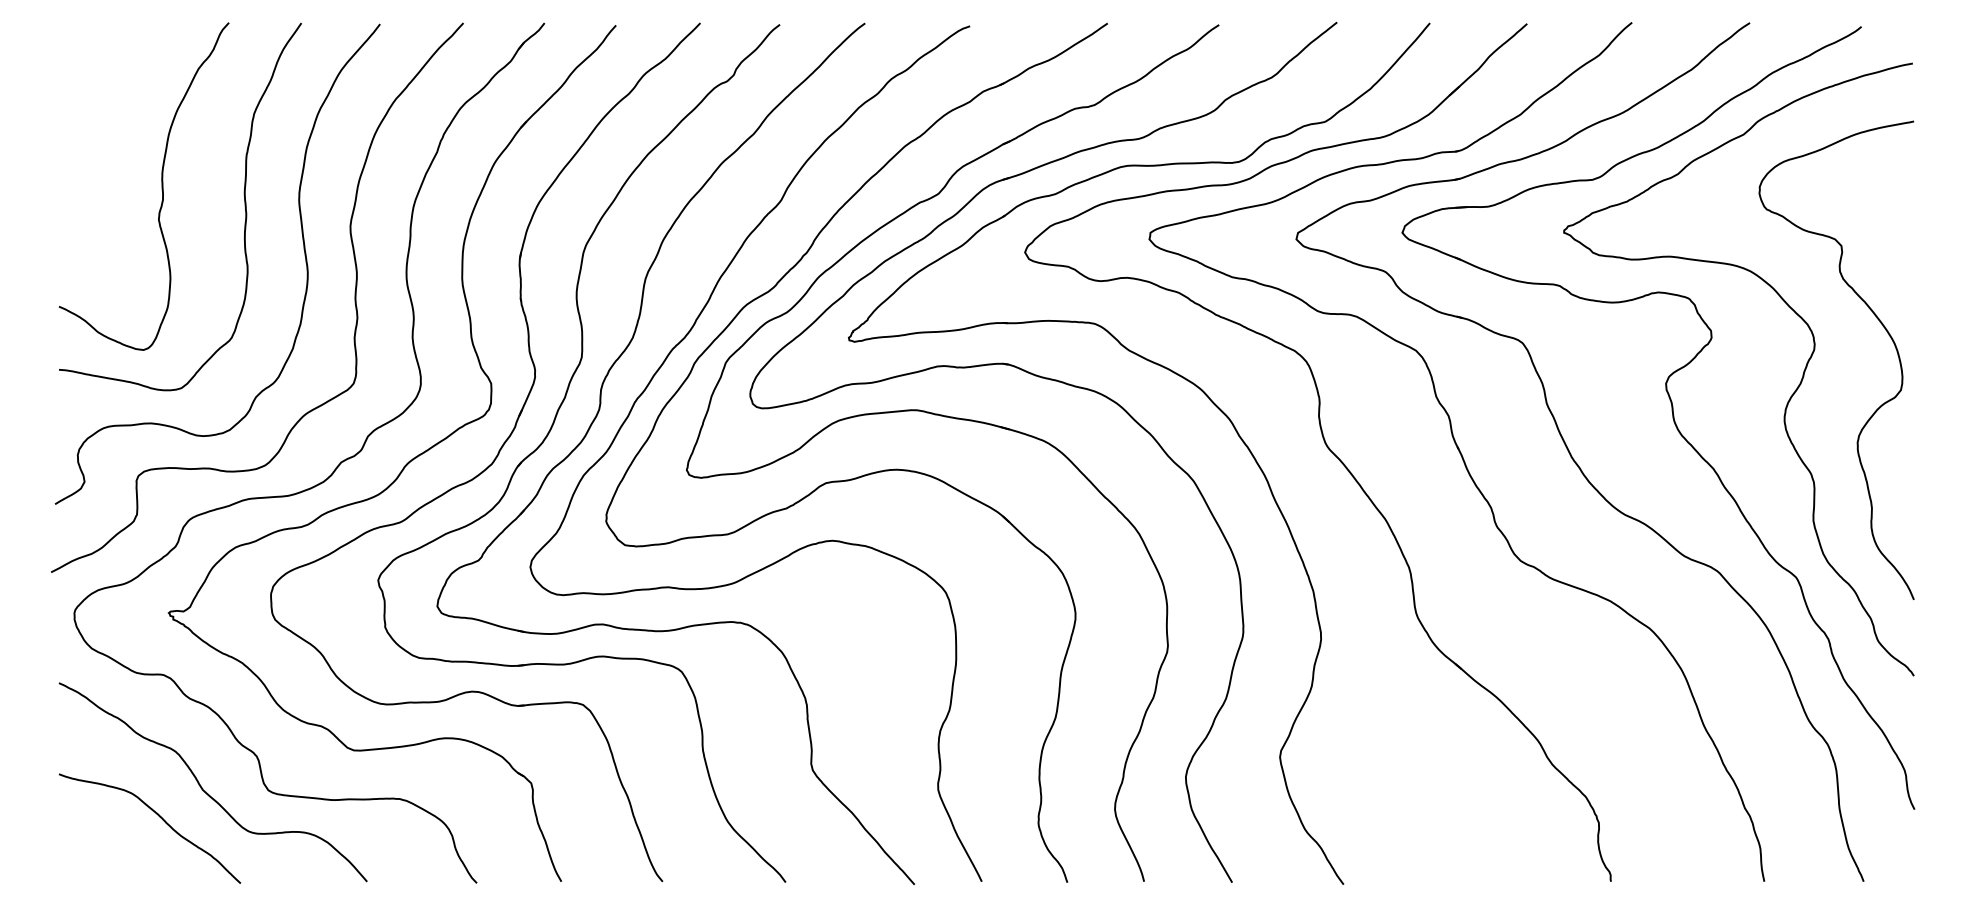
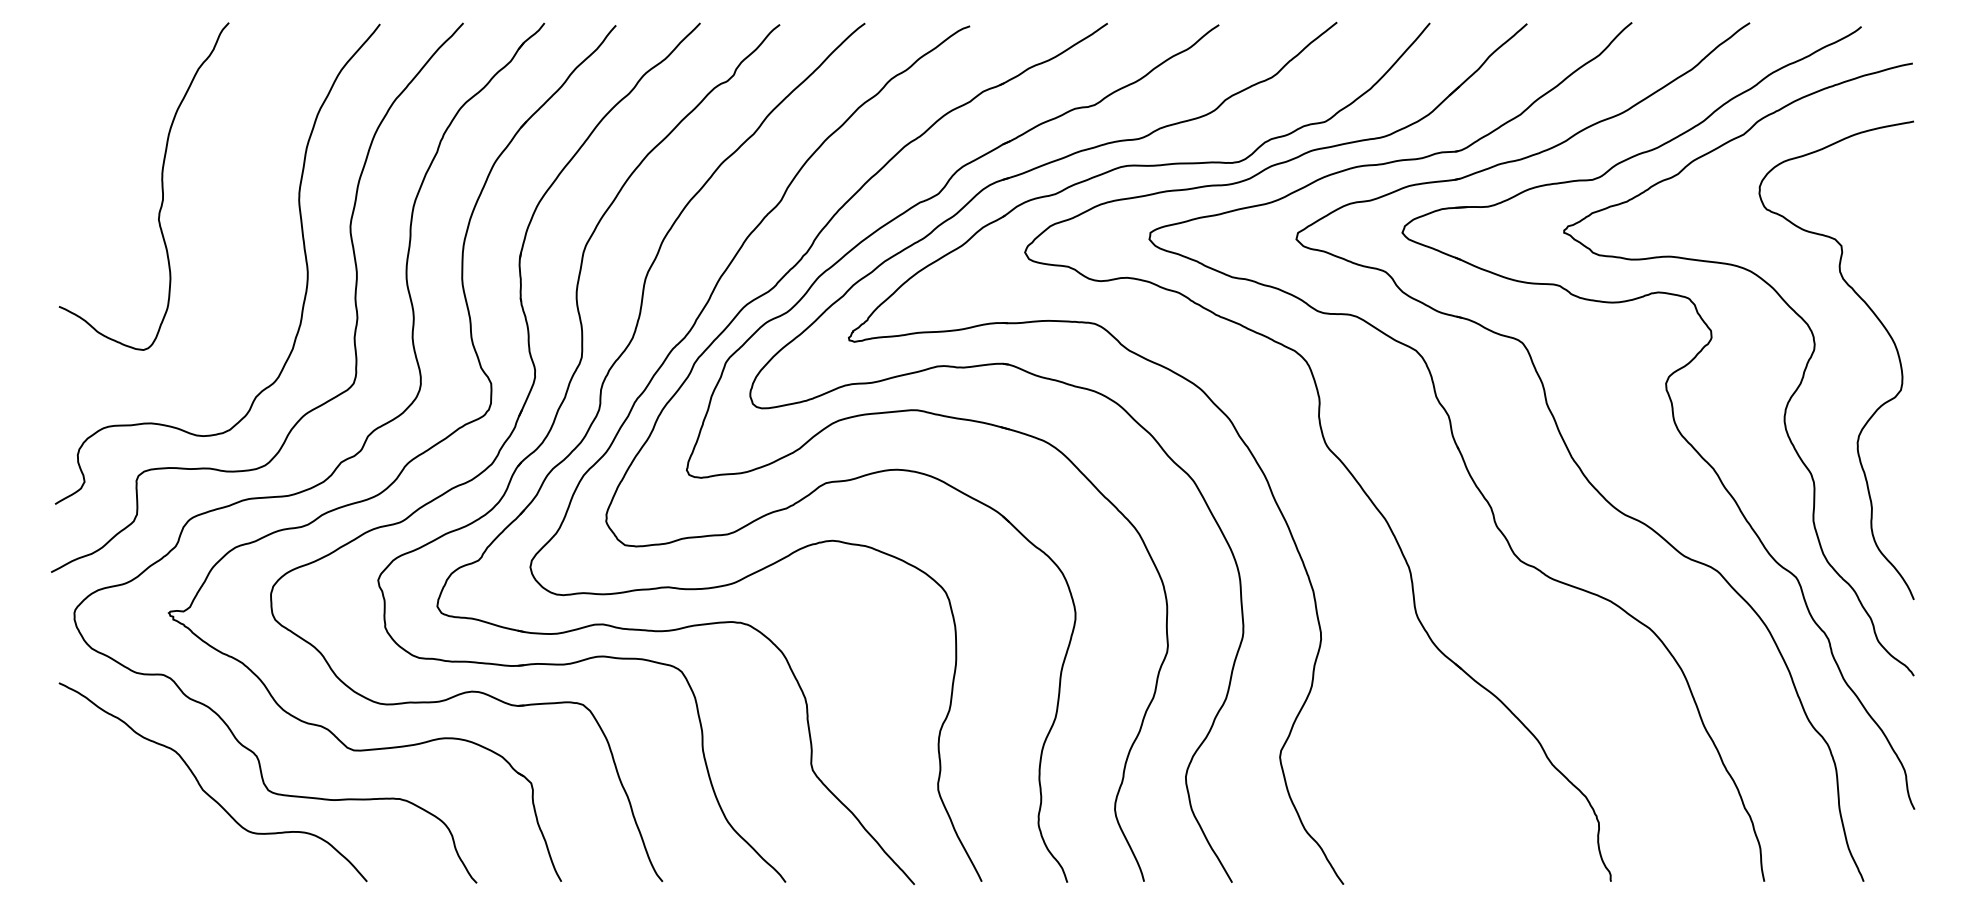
curve: present -> none (244, 206)
curve: present -> none (159, 817)
